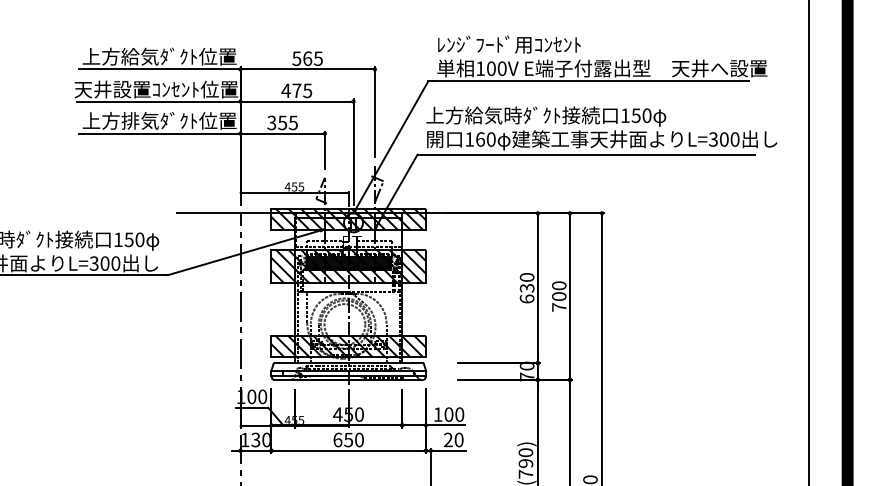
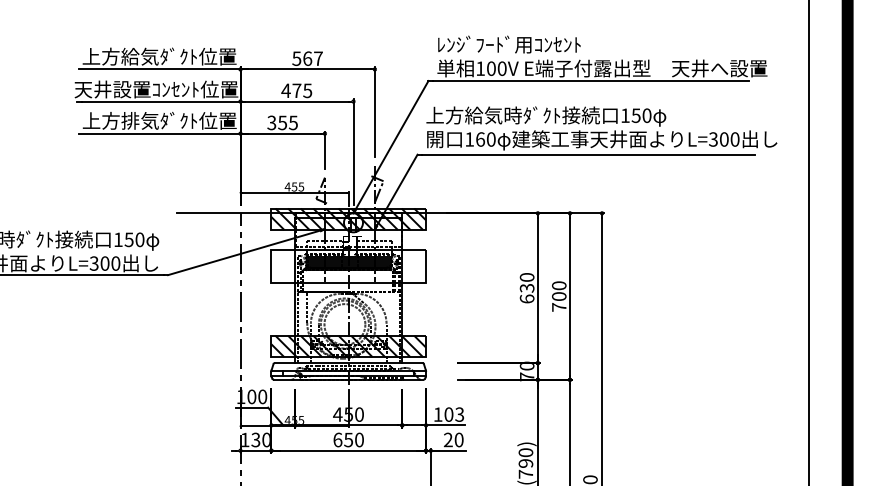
text: 565 -> 567 (317, 58)
hatch: present -> none (348, 266)
text: 100 -> 103 (459, 414)
